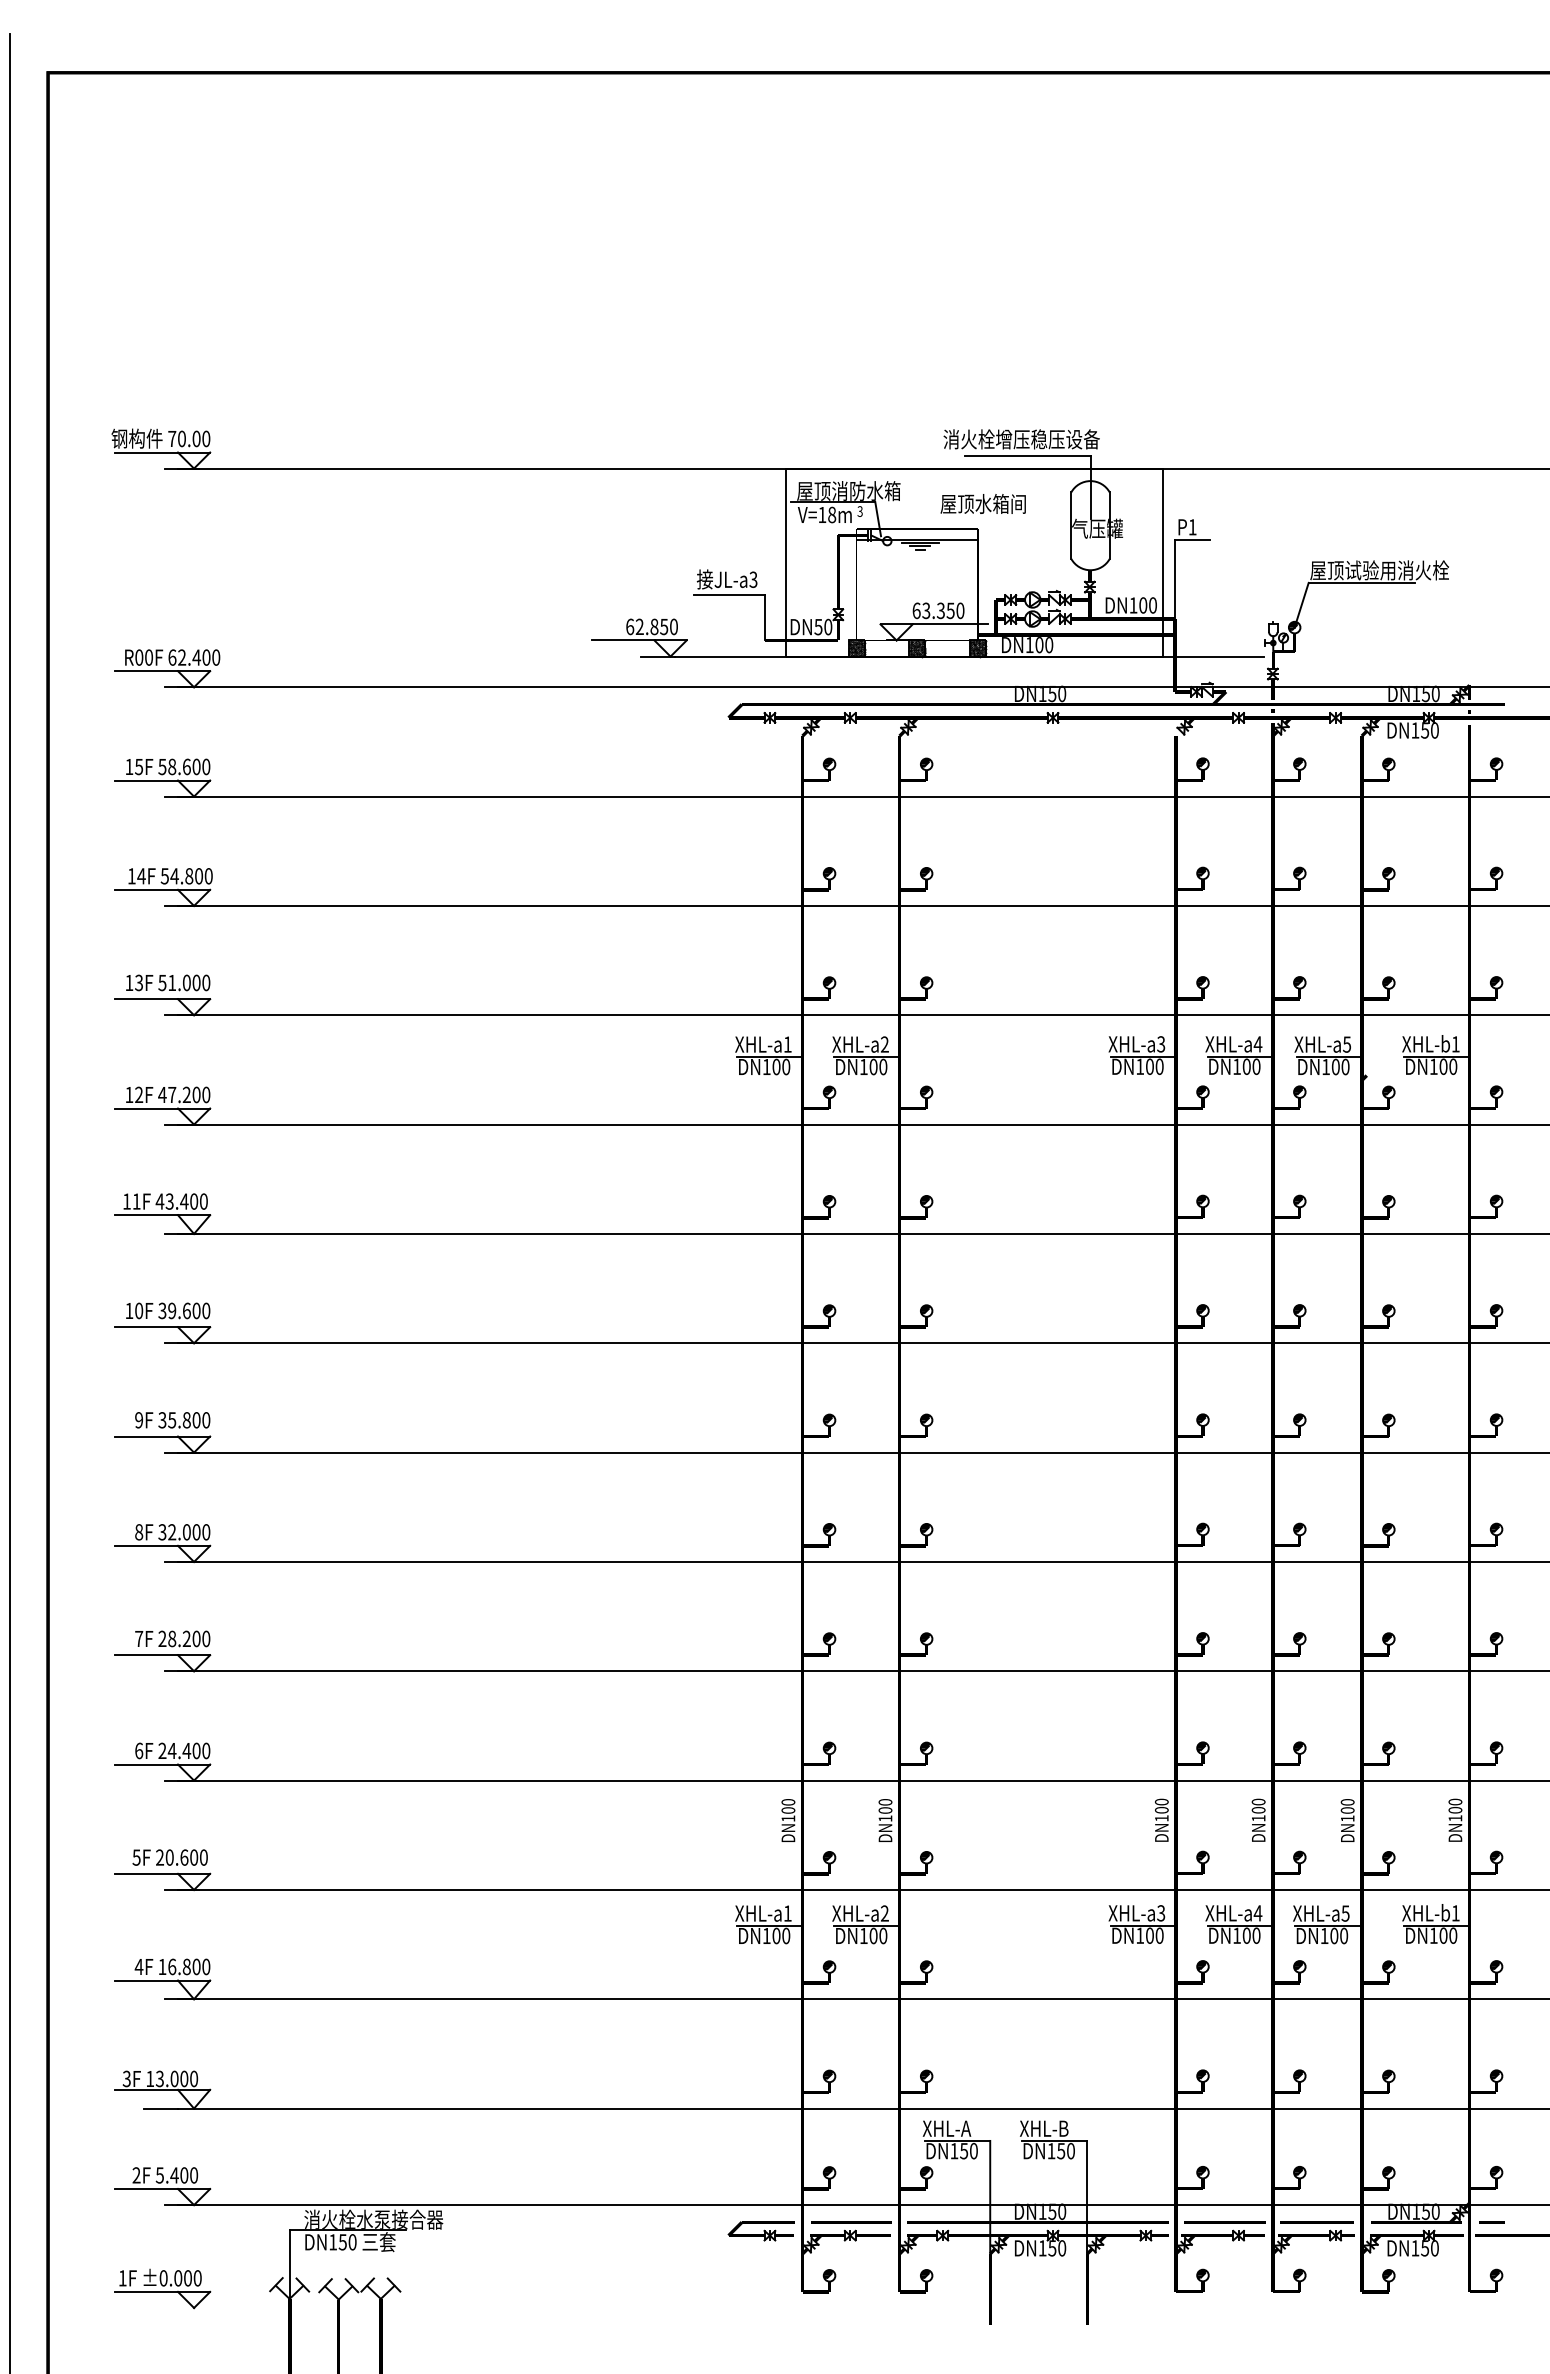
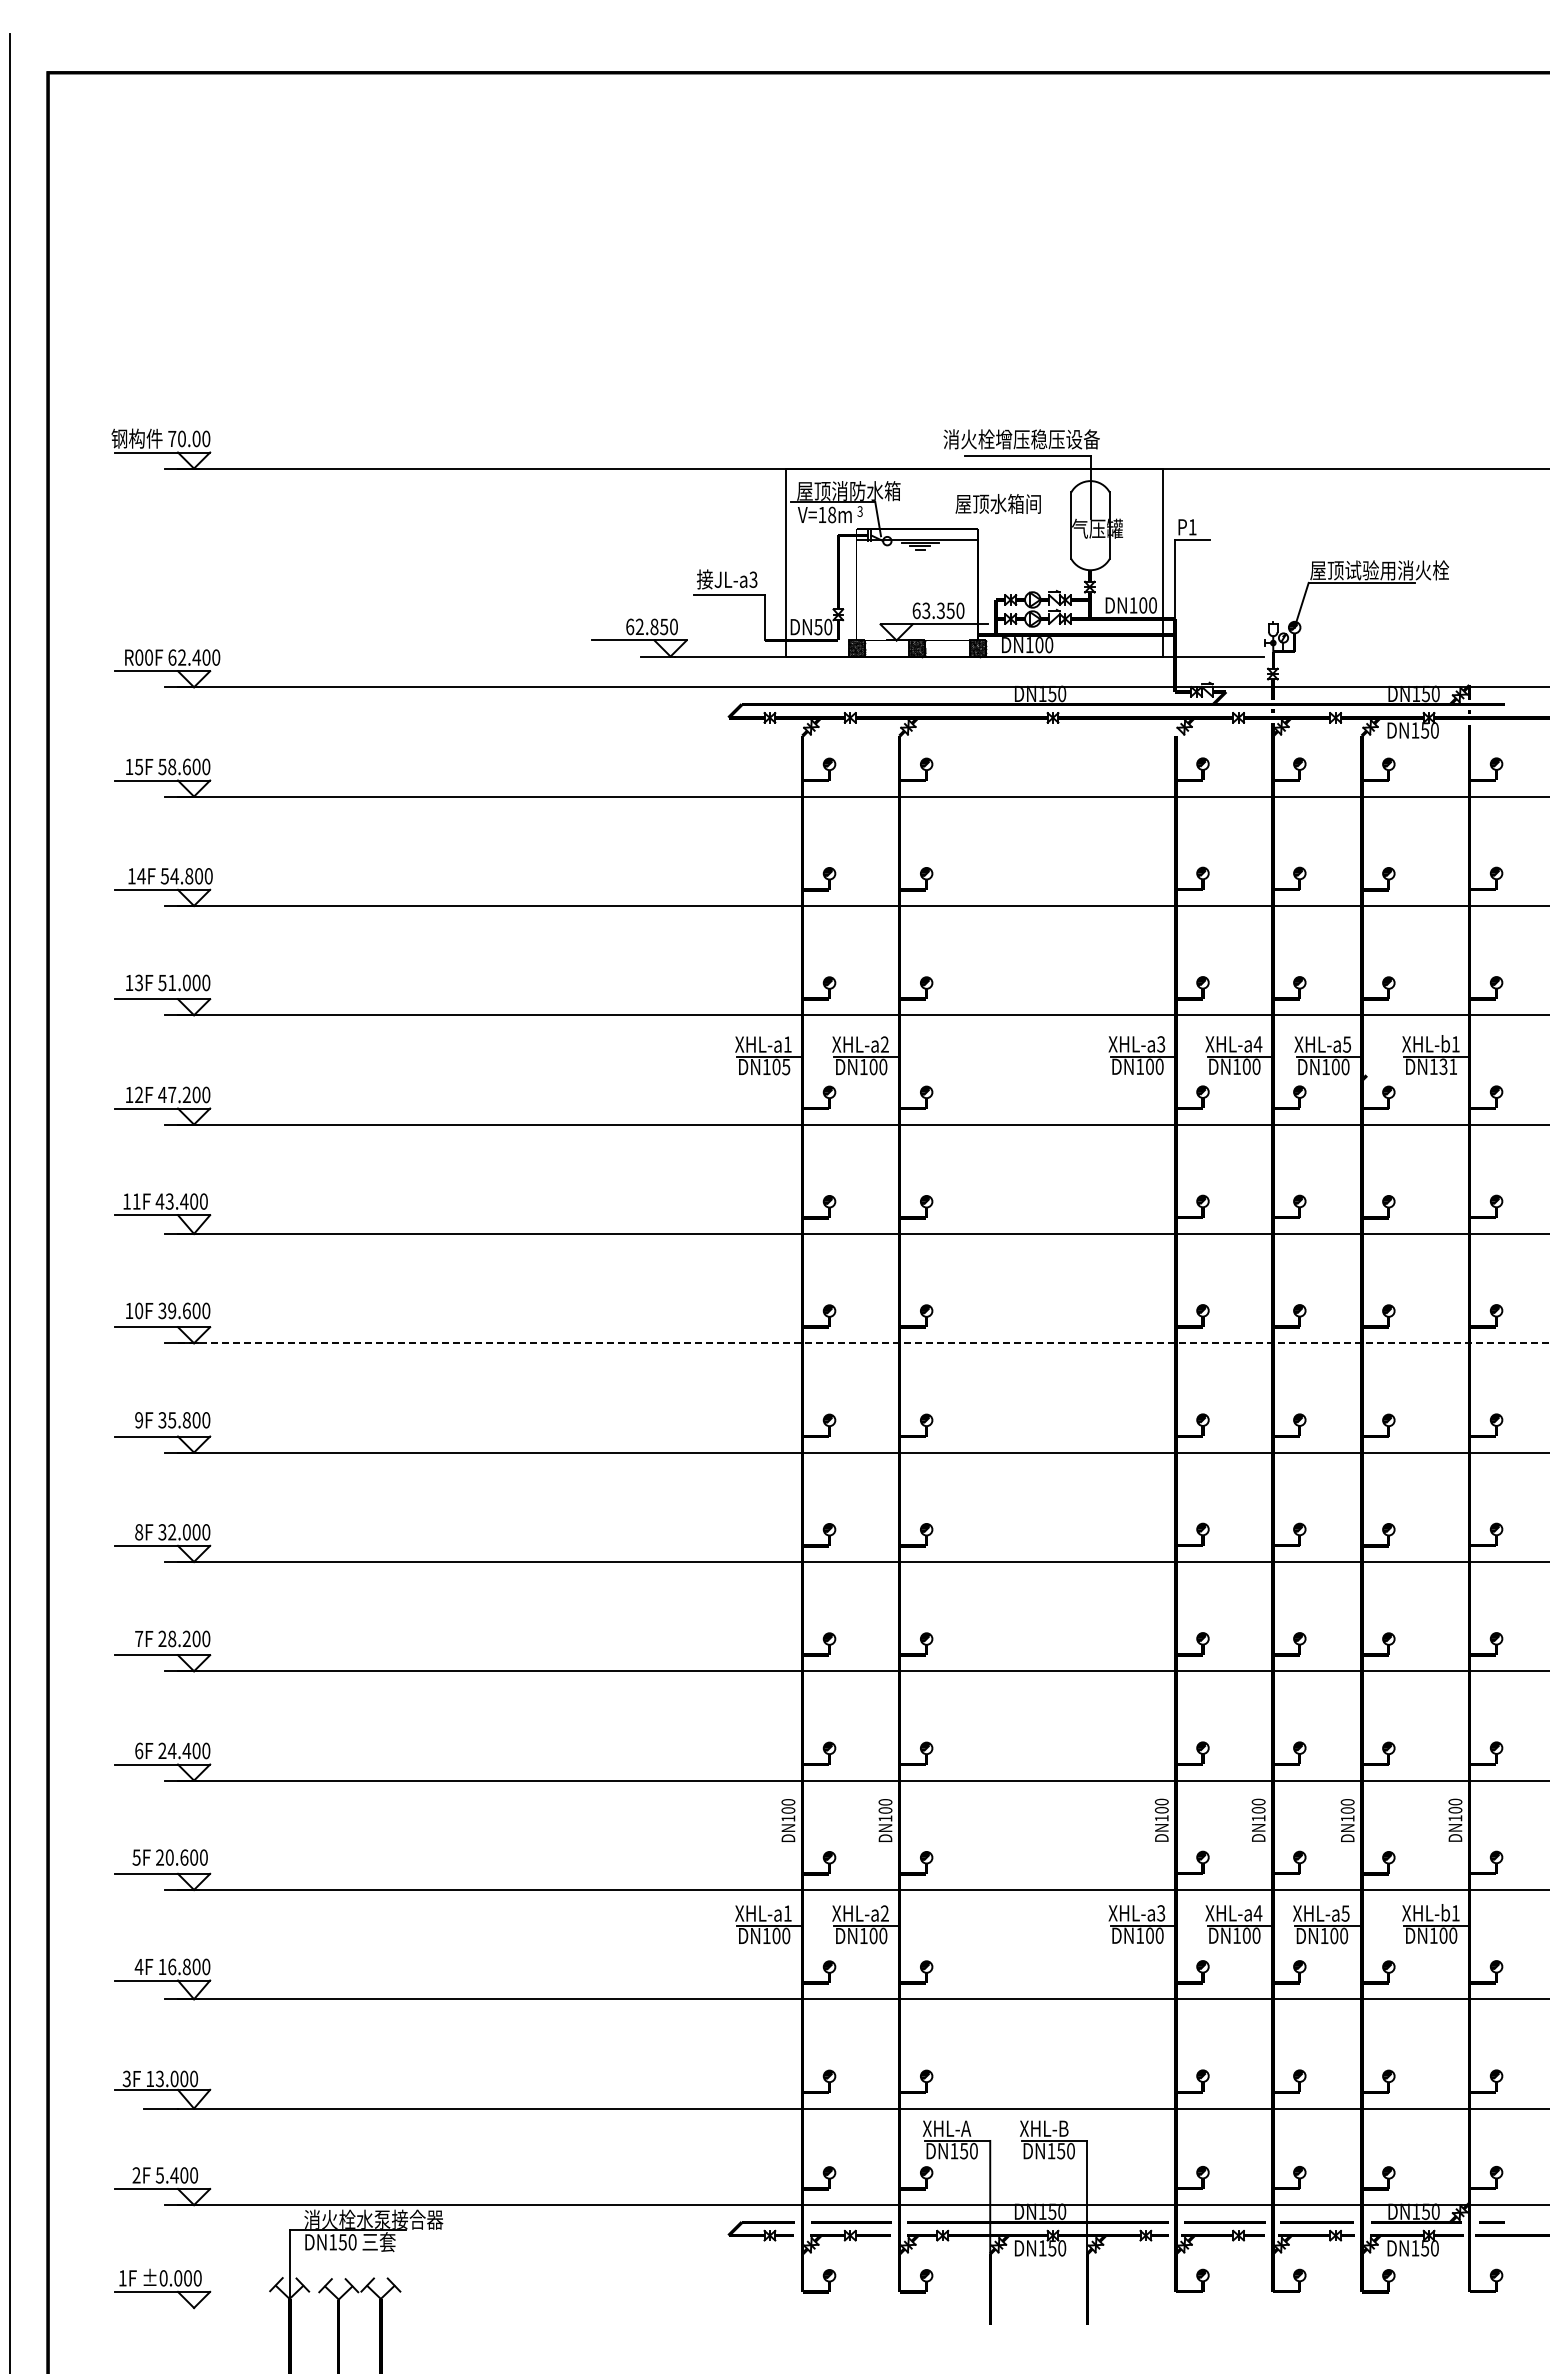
text position: (982, 503) -> (997, 503) (997, 503)
text: DN100 -> DN105 (786, 1066)
text: DN100 -> DN131 (1448, 1066)
line: solid -> dashed (863, 1343)
